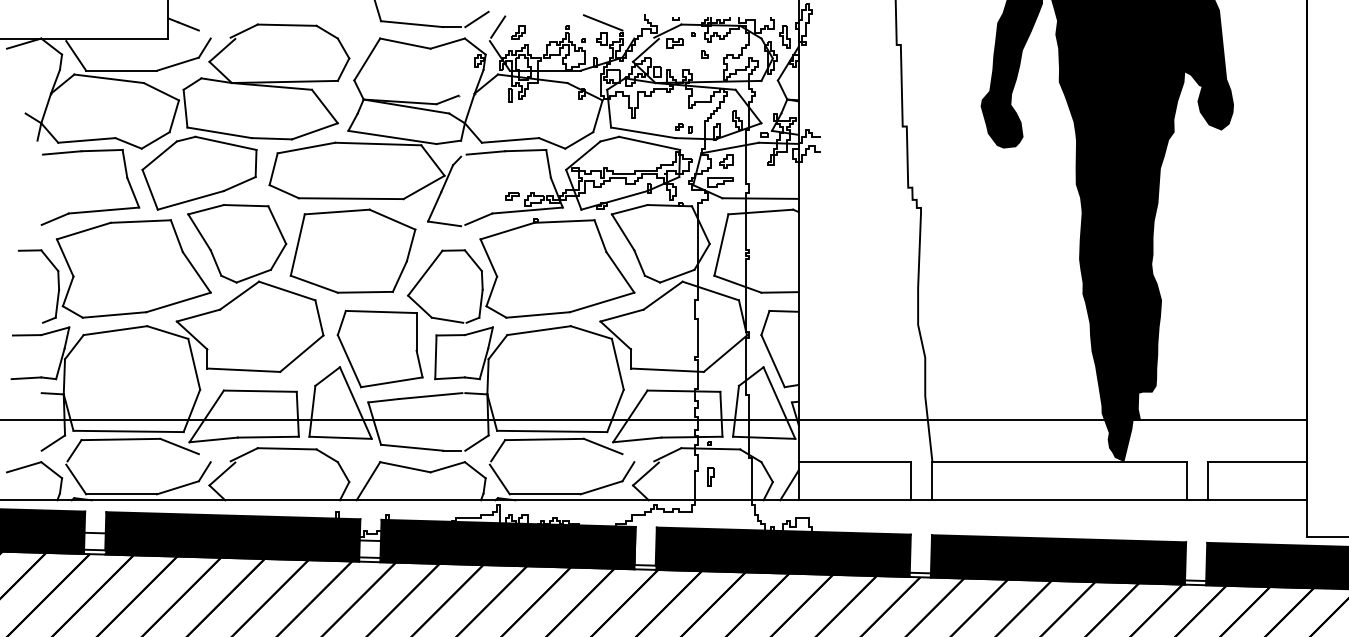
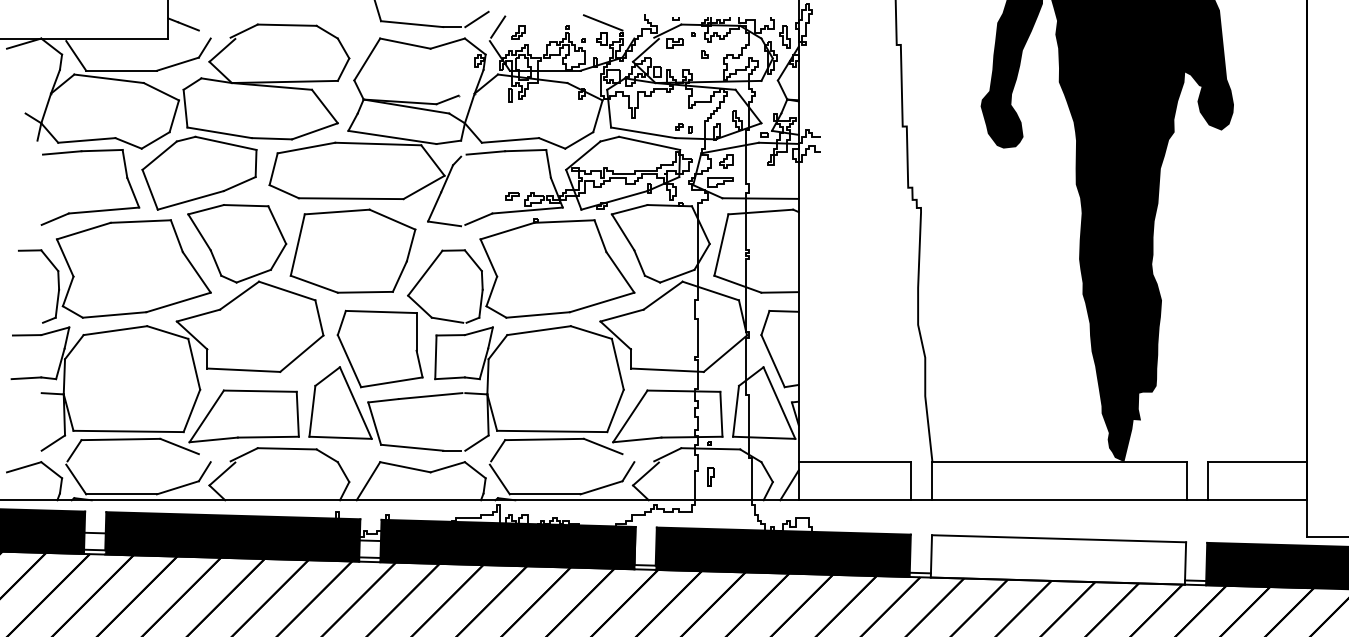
line: present -> none (654, 419)
fill: present -> none (1058, 559)
